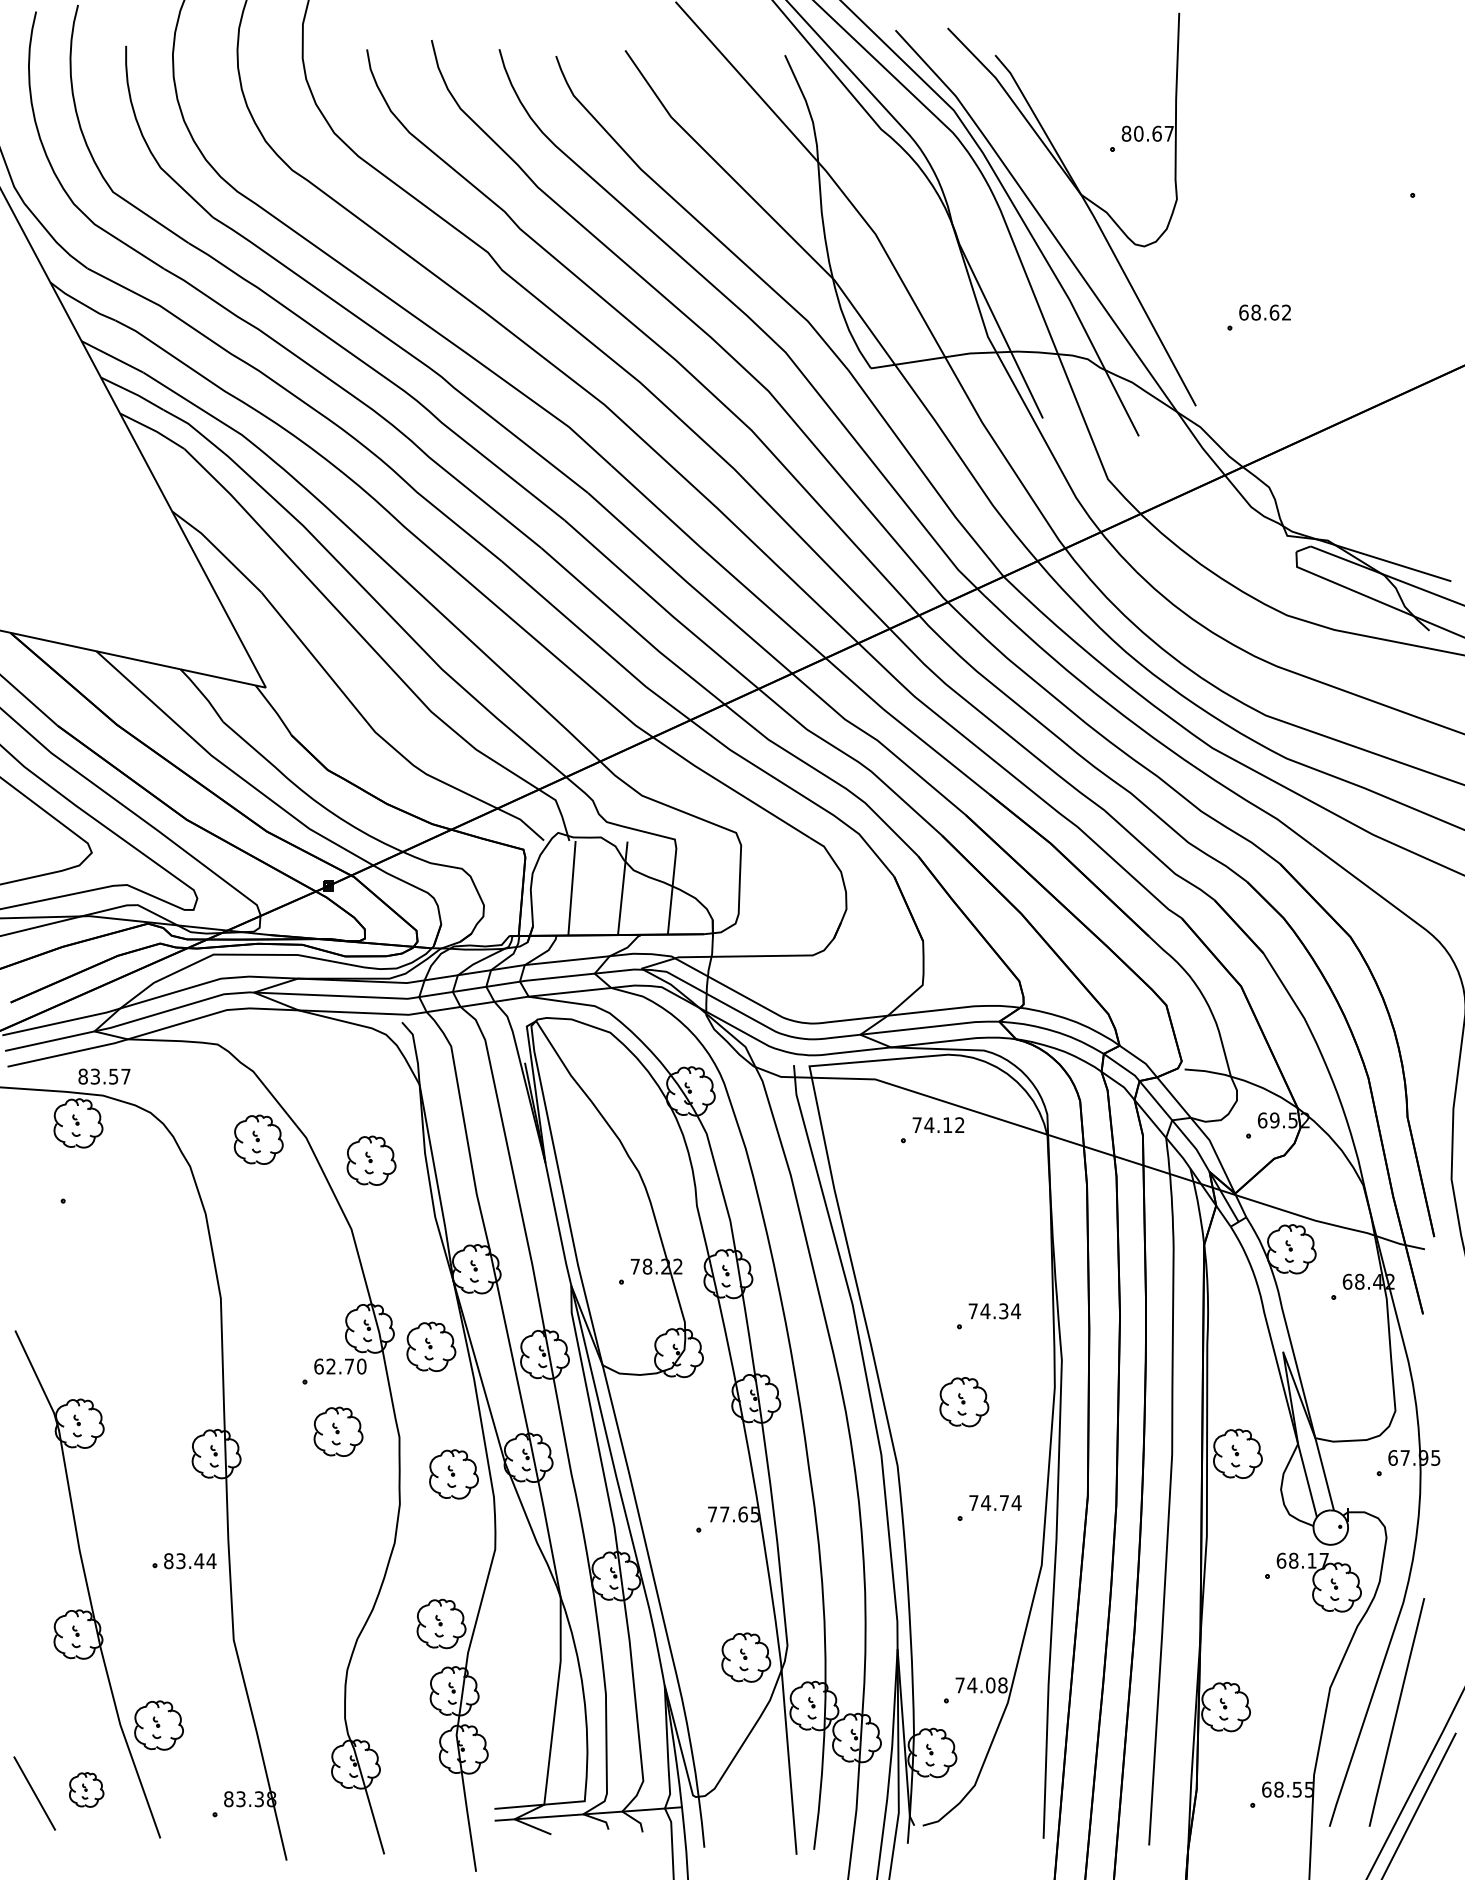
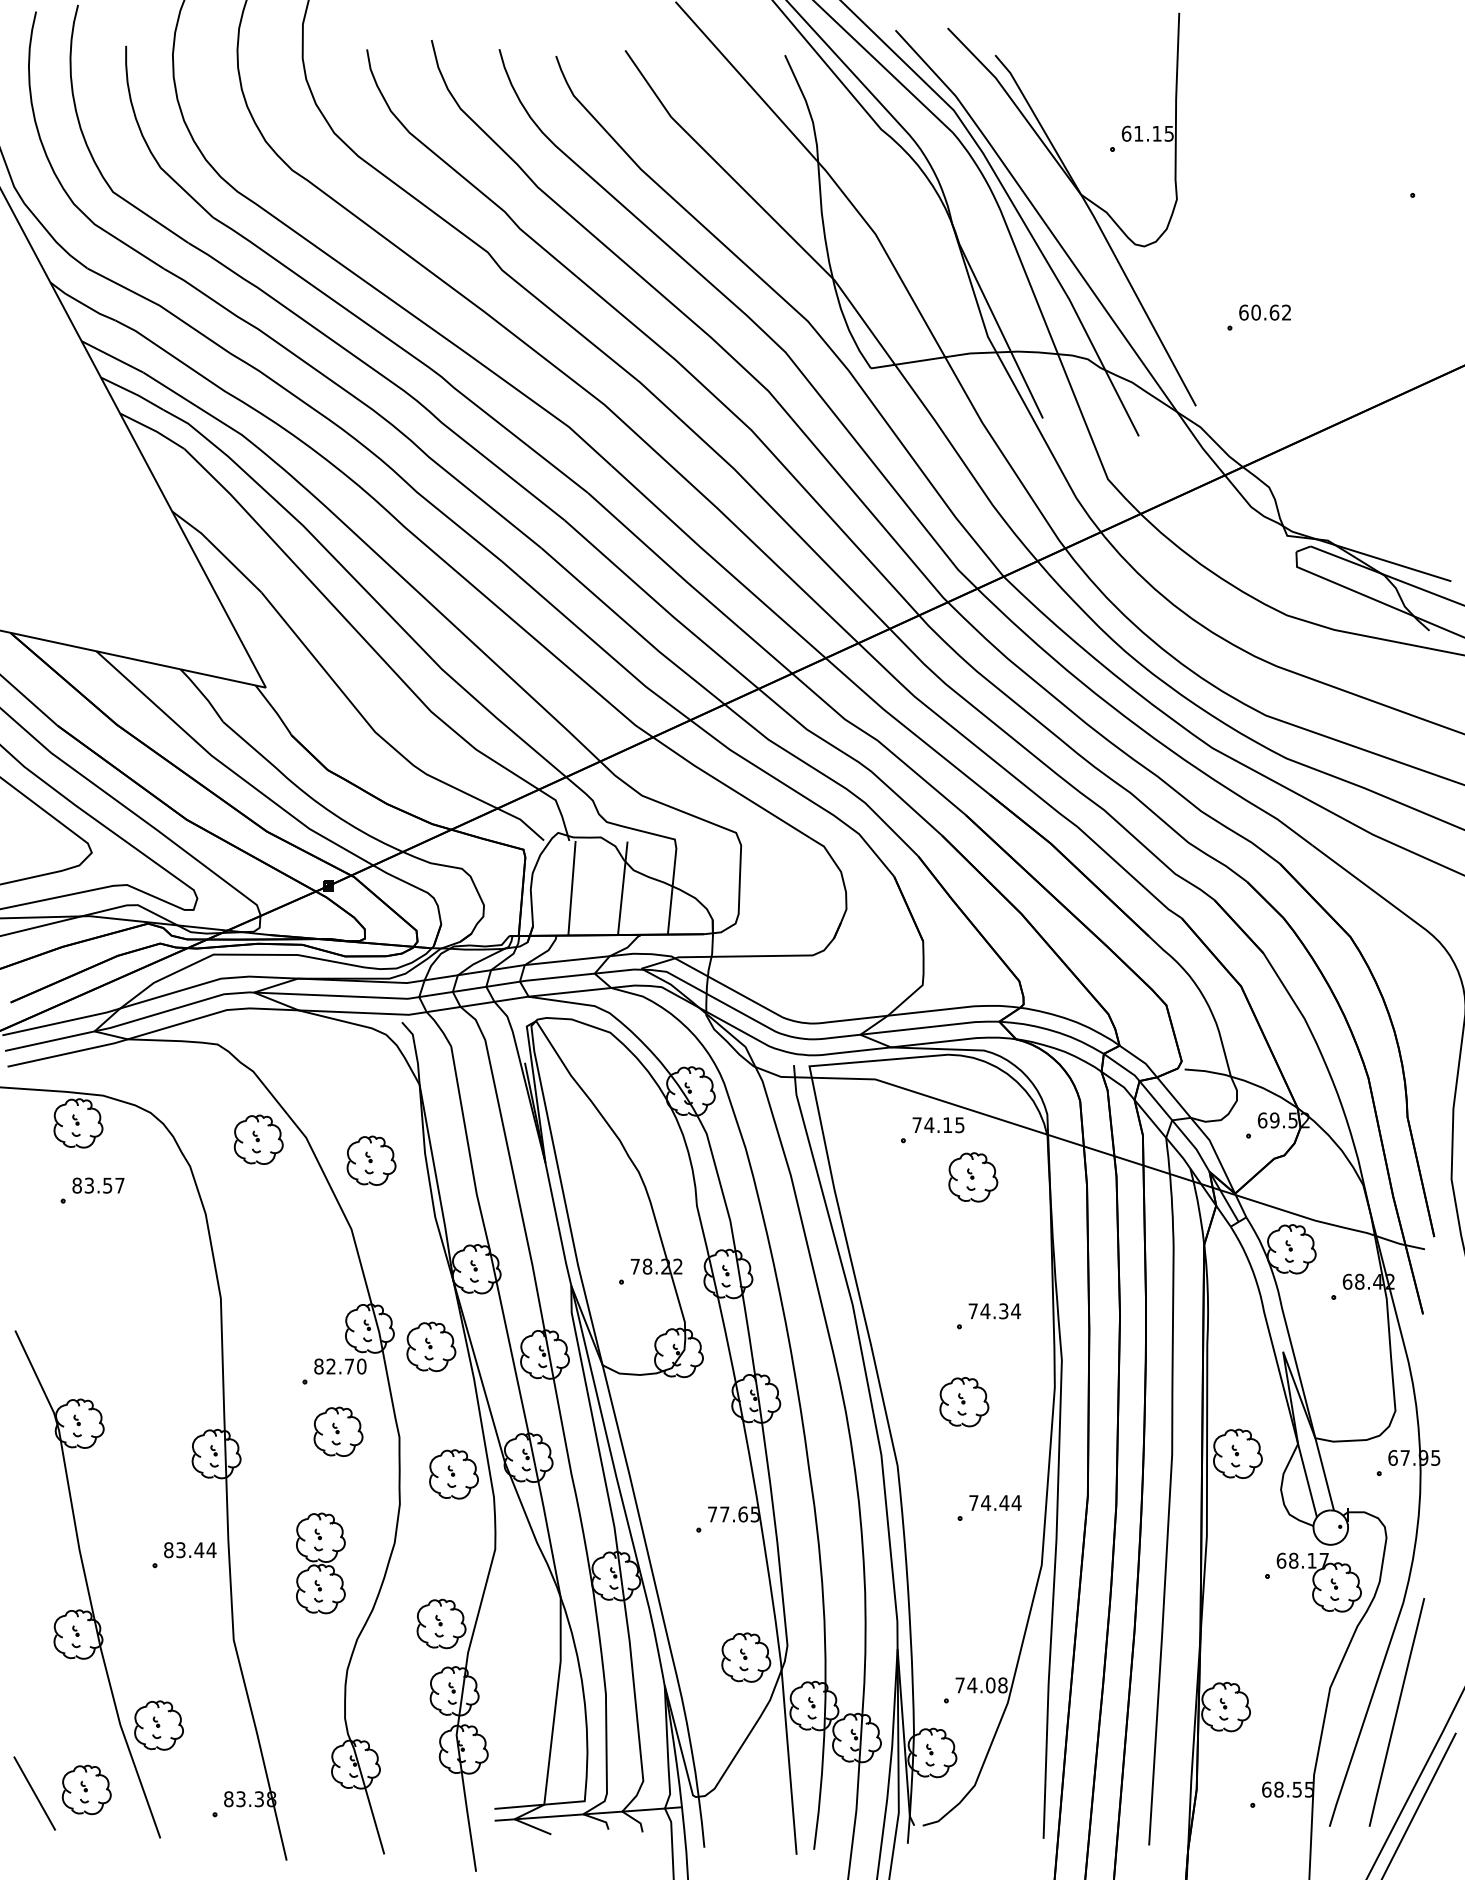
text: 80.67 -> 61.15 (1147, 133)
text: 68.62 -> 60.62 (1255, 312)
text position: (104, 1076) -> (98, 1185) (98, 1185)
text: 74.12 -> 74.15 (959, 1125)
part: none -> present (973, 1177)
text: 62.70 -> 82.70 (318, 1366)
text: 74.74 -> 74.44 (1004, 1502)
text position: (190, 1561) -> (190, 1550) (190, 1550)
part: none -> present (320, 1563)
part size: 36x36 px -> 51x52 px (86, 1789)
